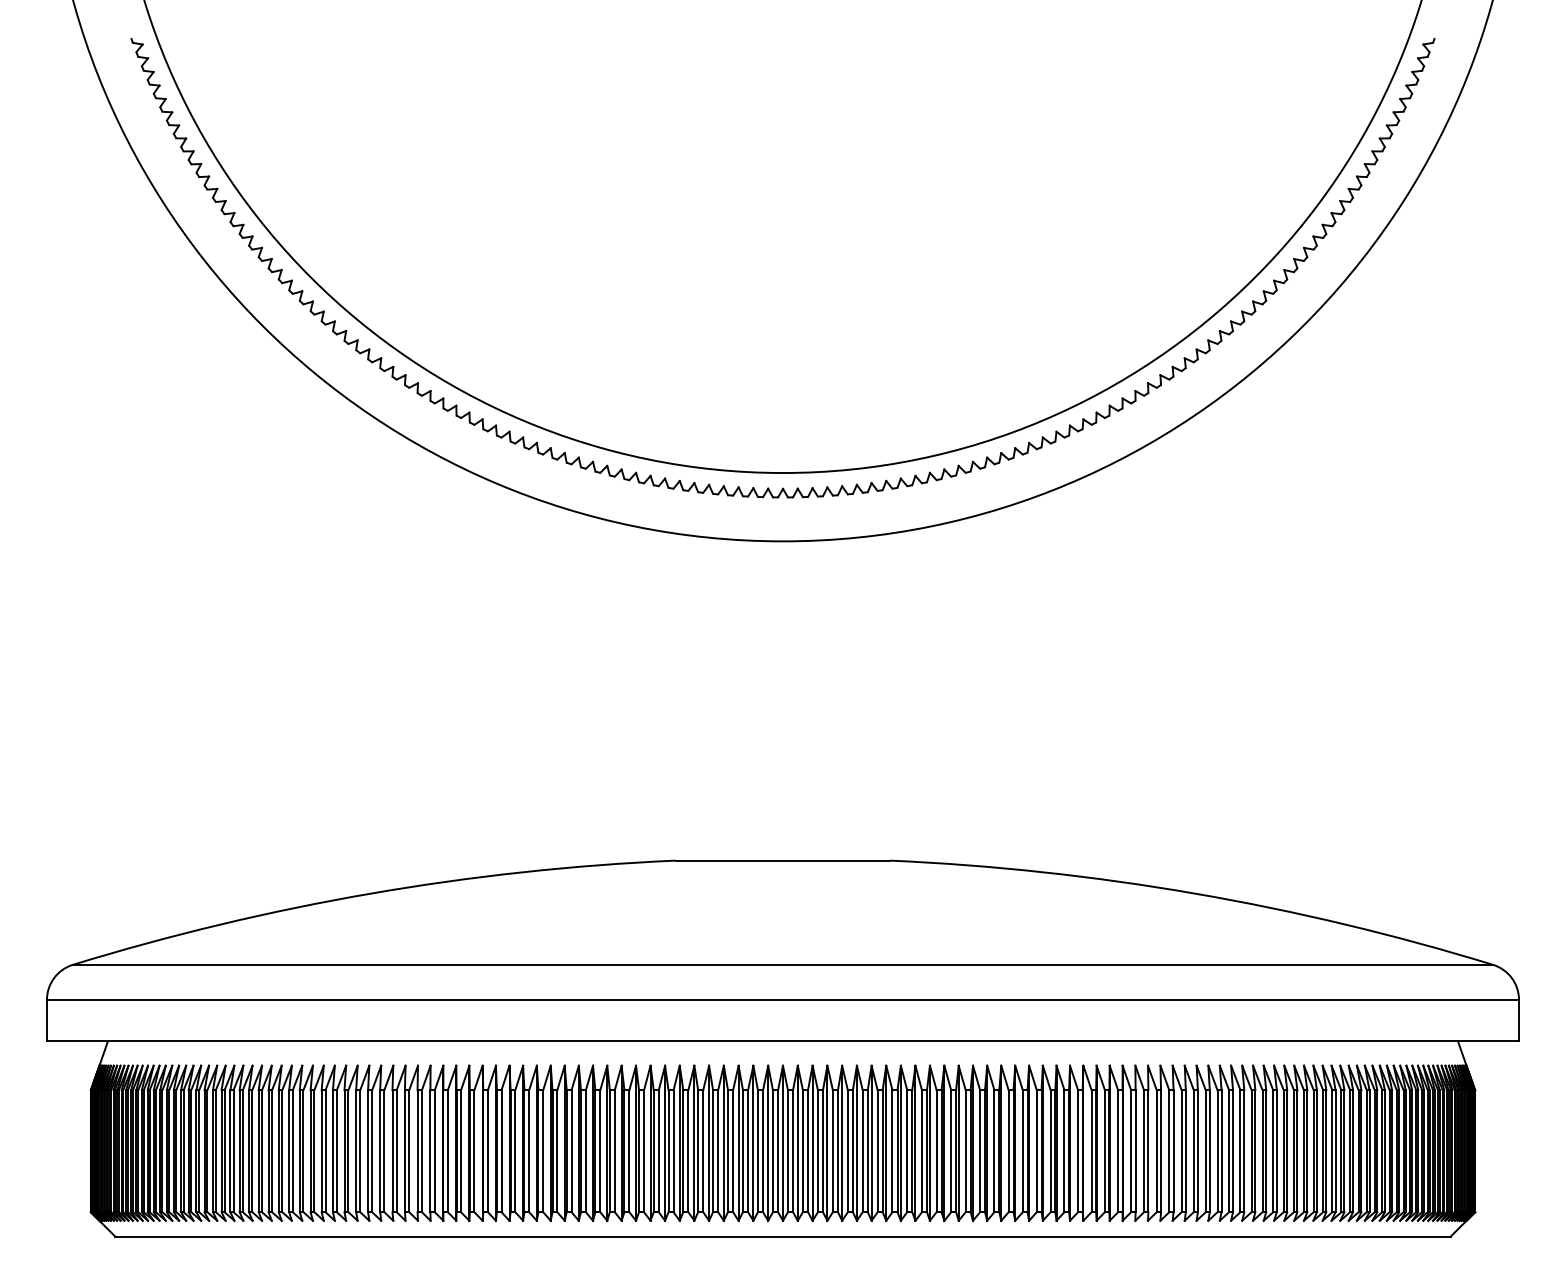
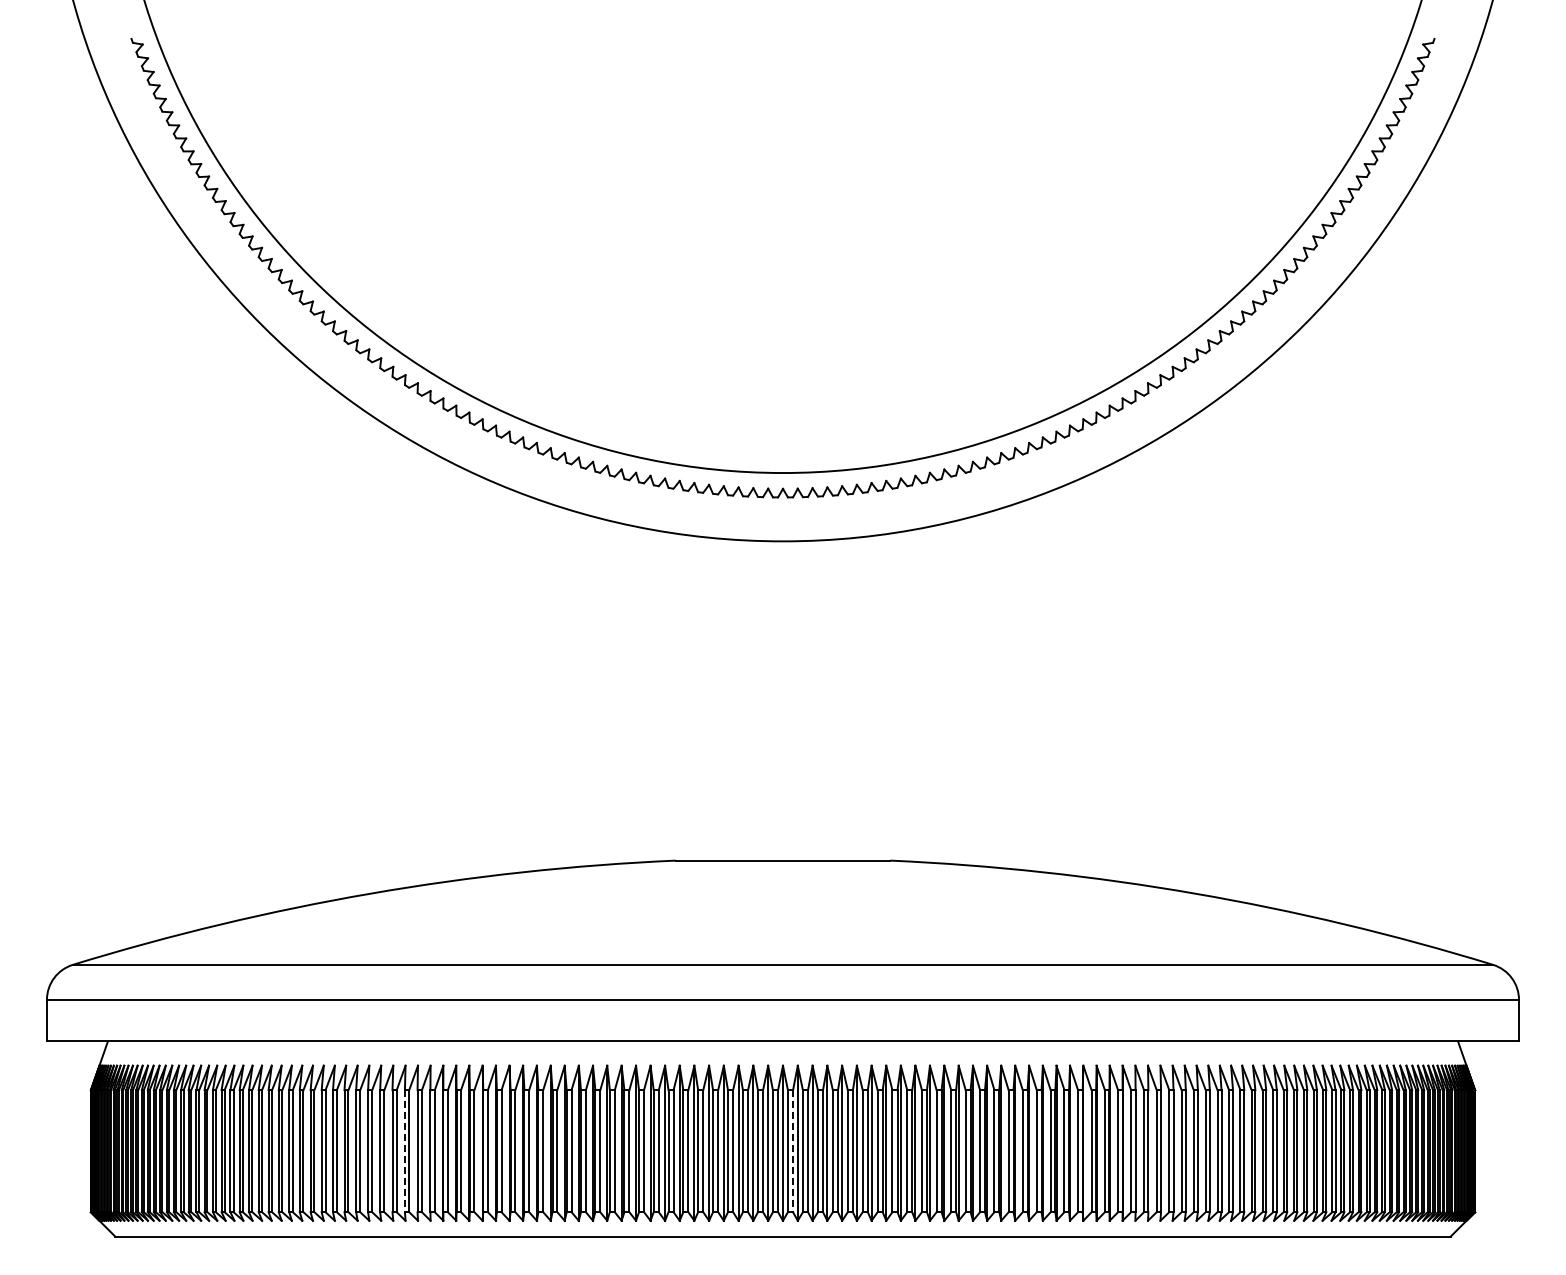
line: solid -> dashed (404, 1151)
line: solid -> dashed (793, 1151)
